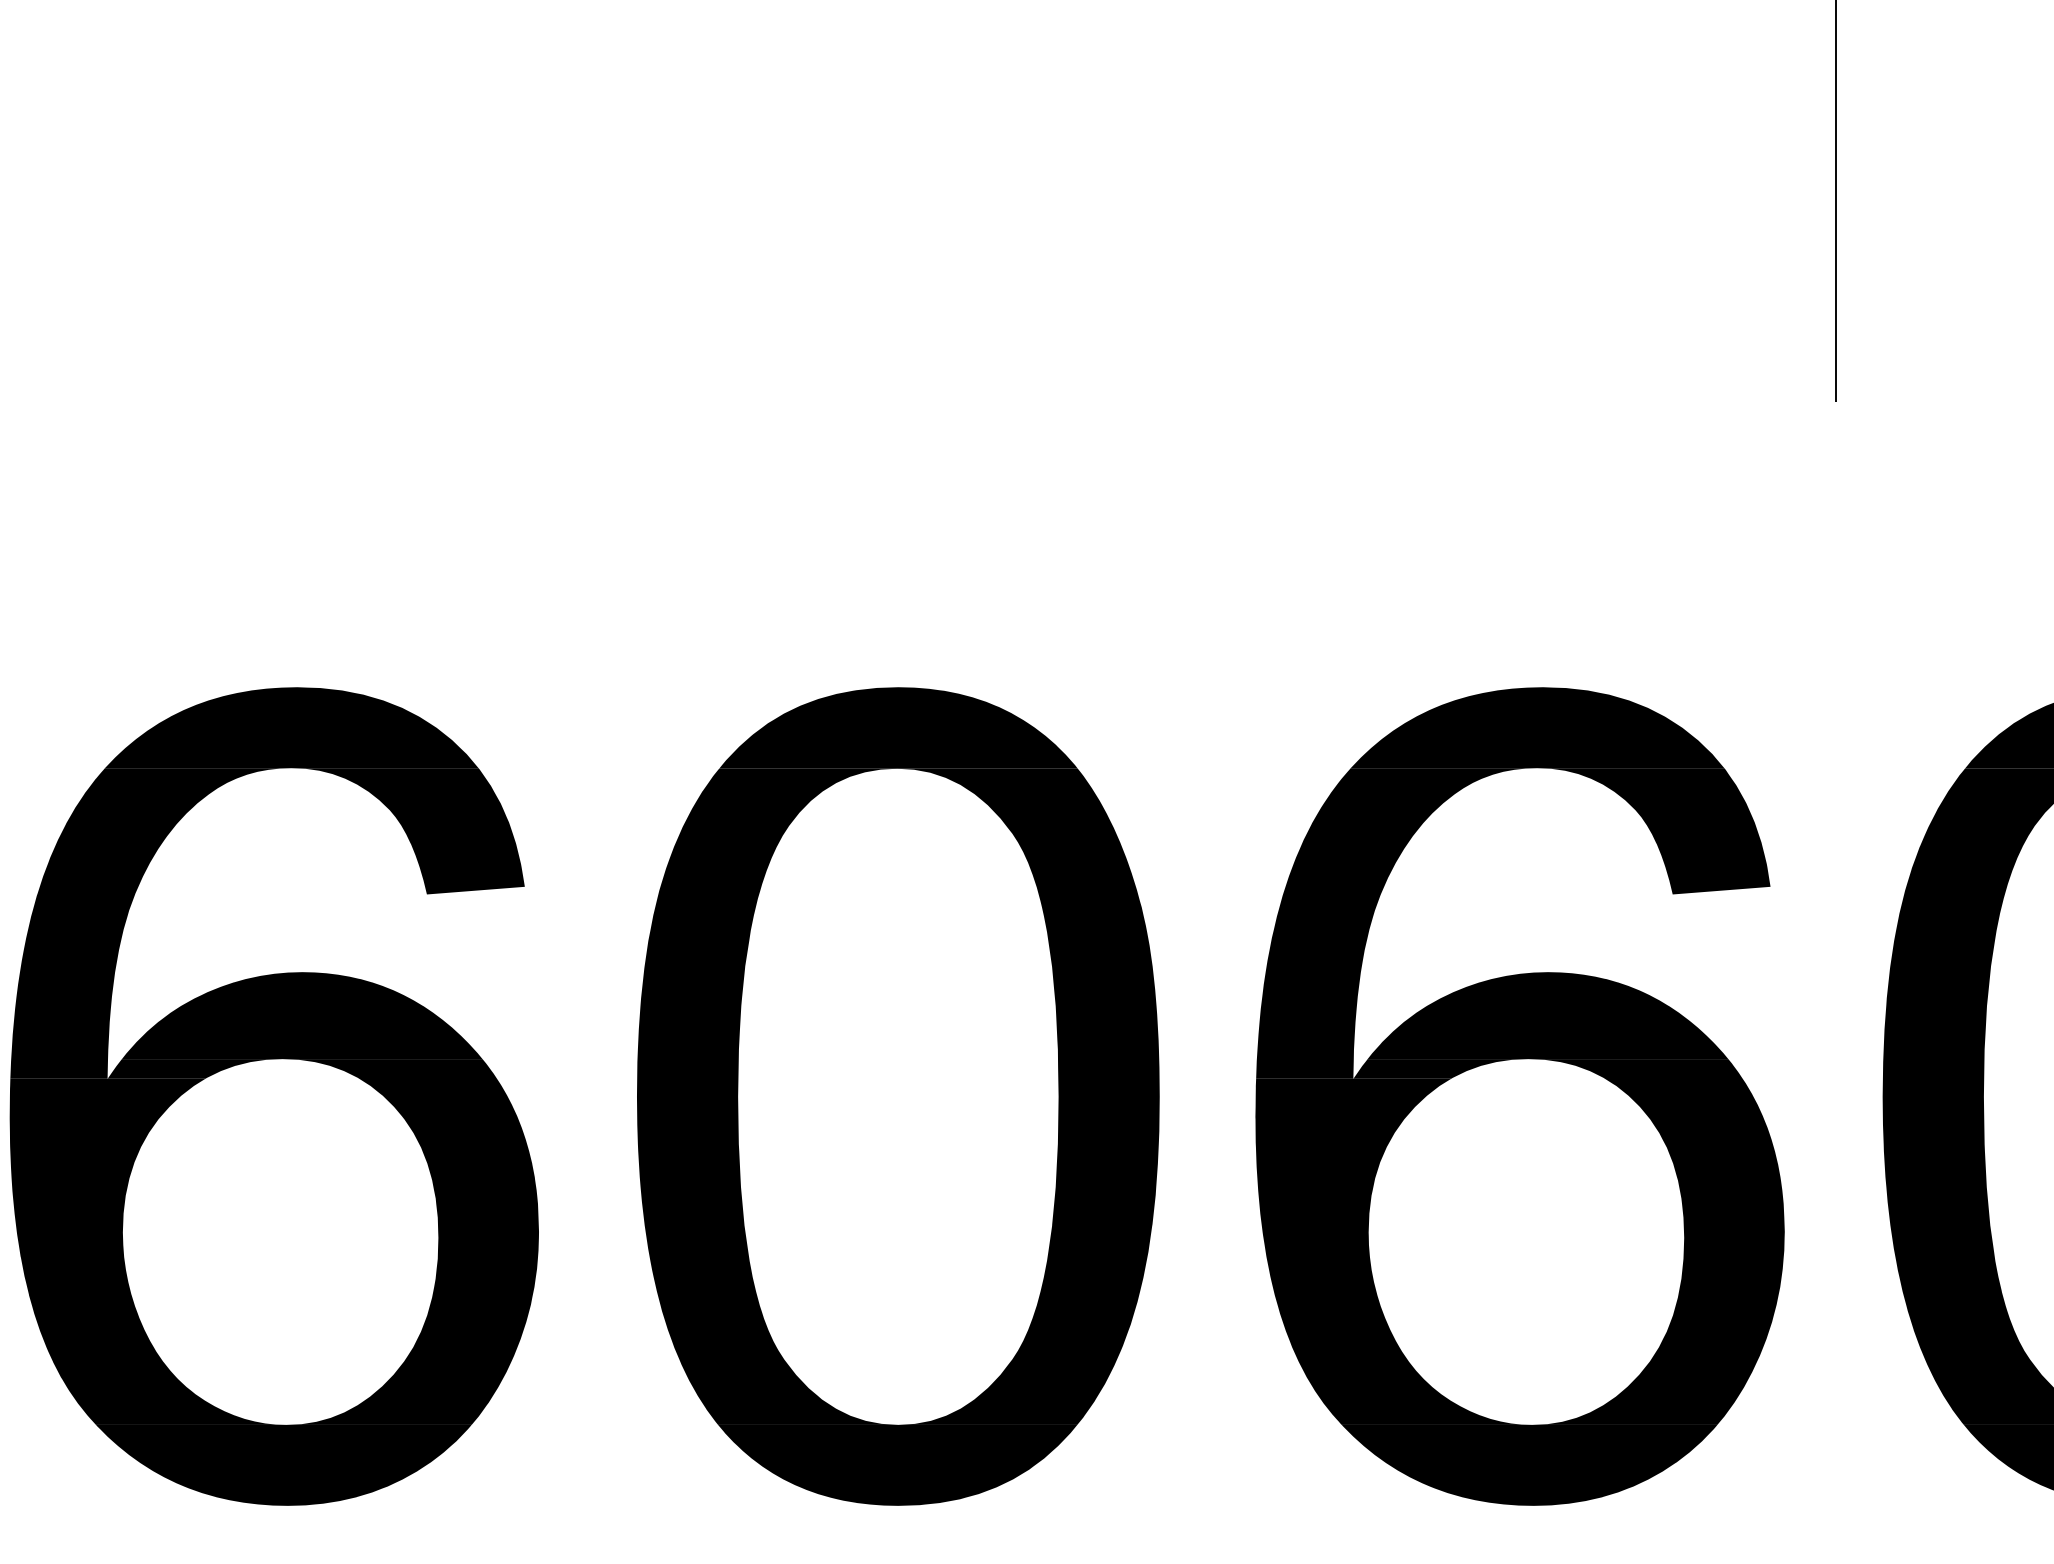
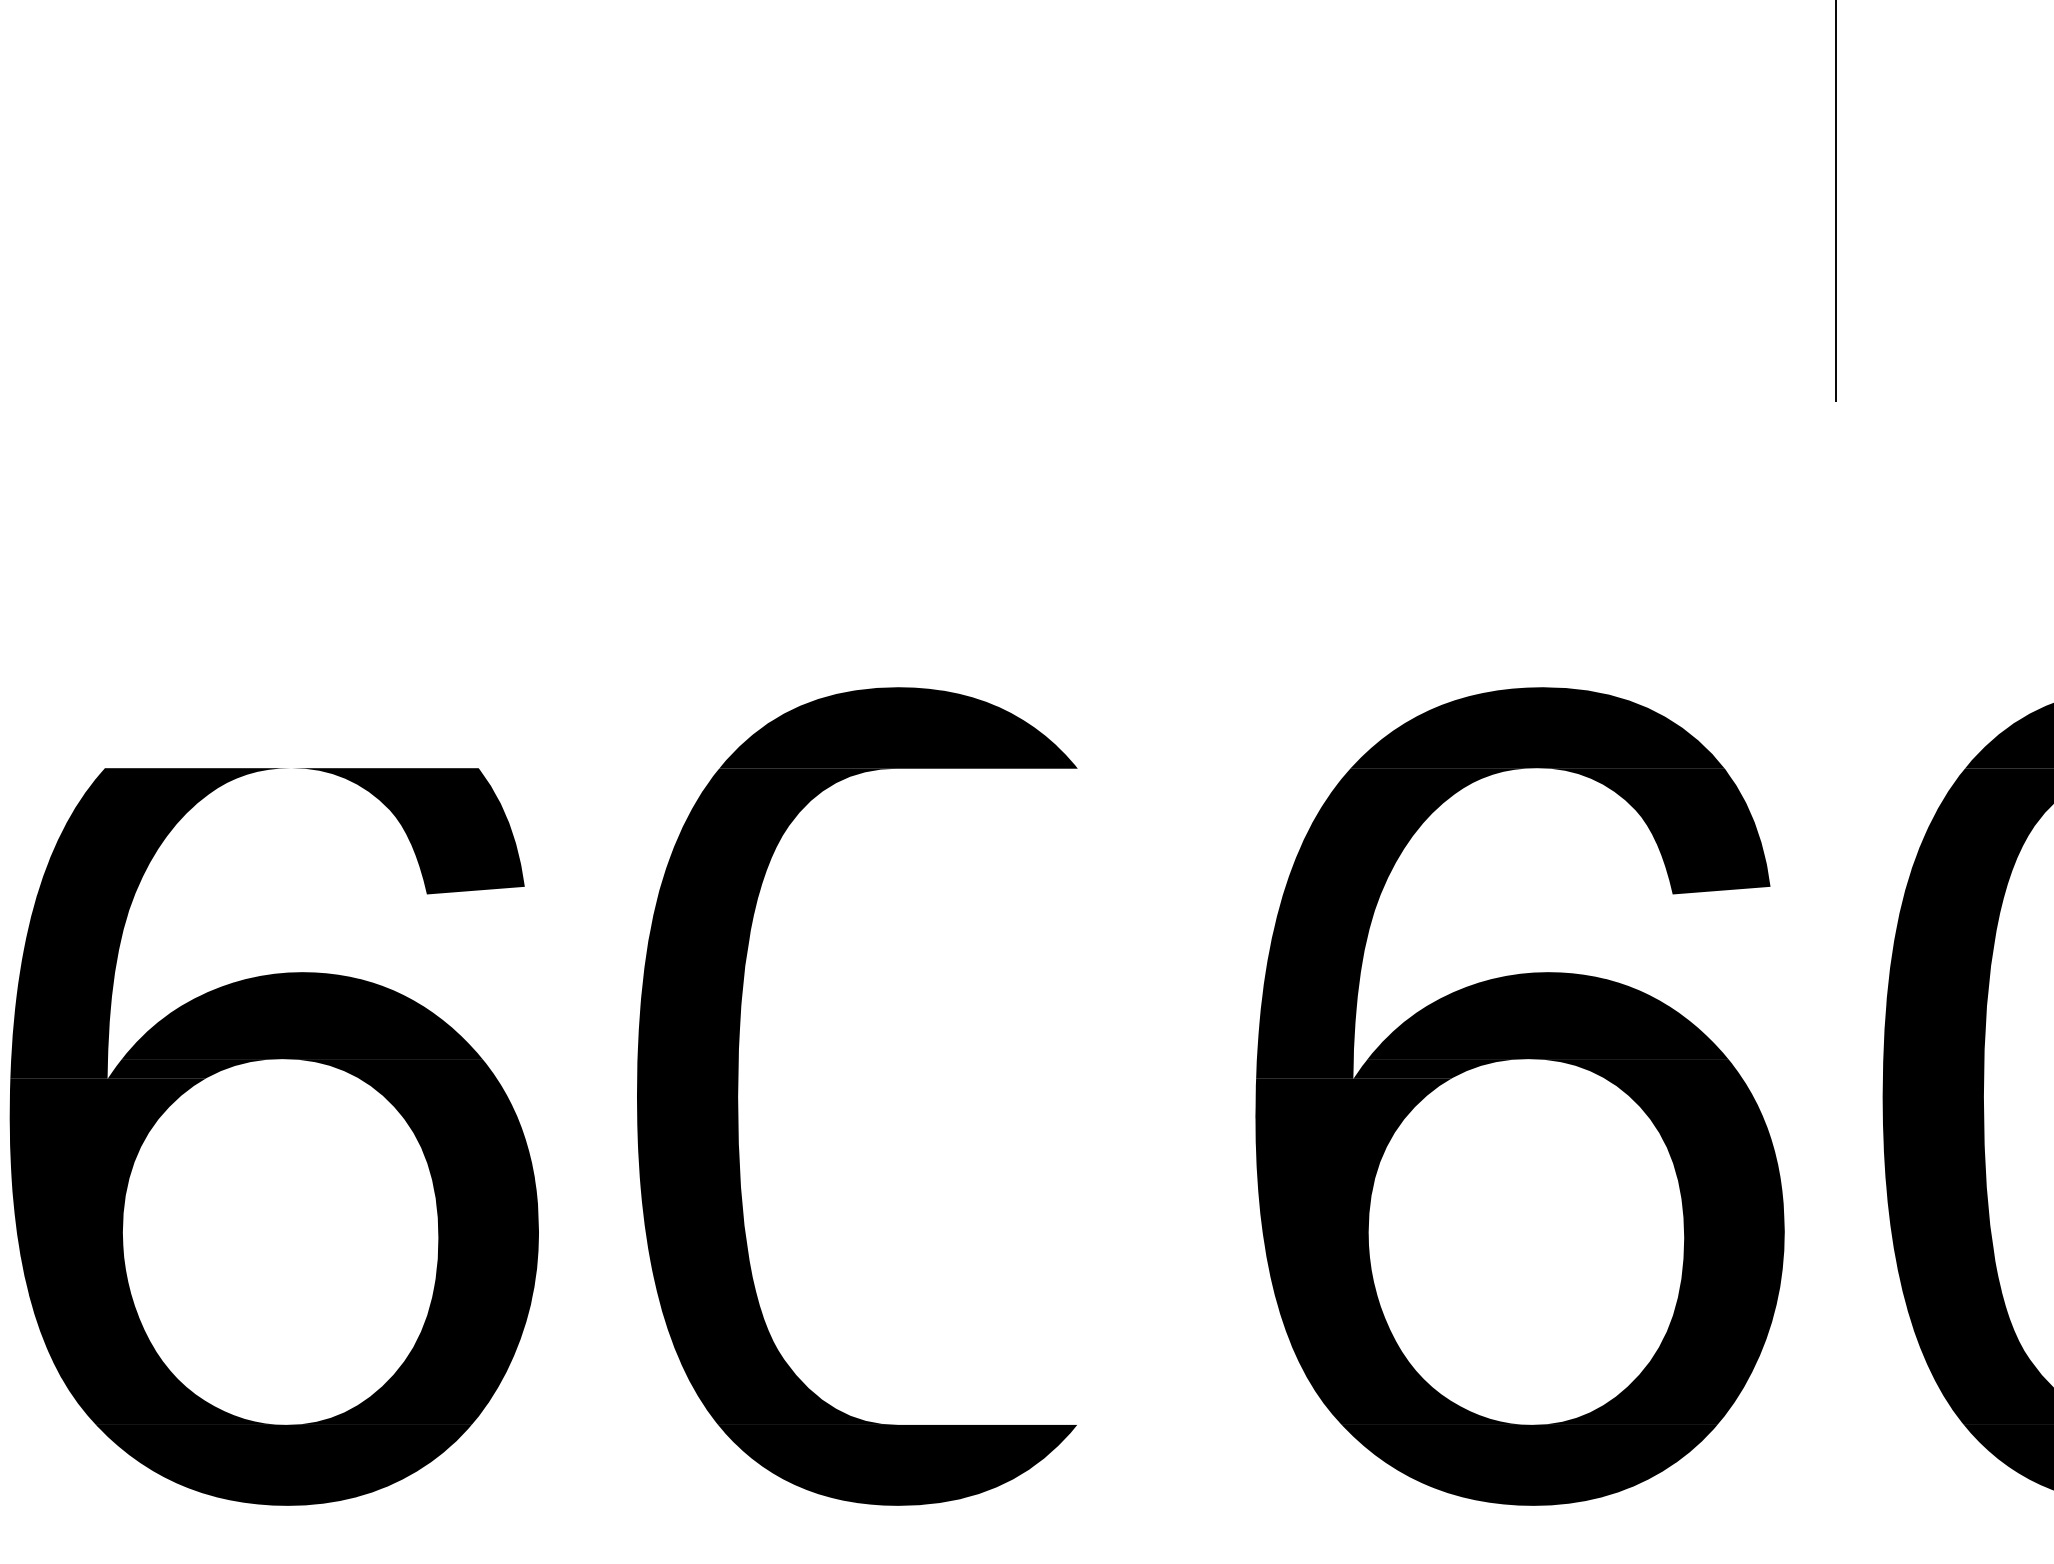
fill: present -> none (291, 727)
fill: present -> none (1028, 1096)
